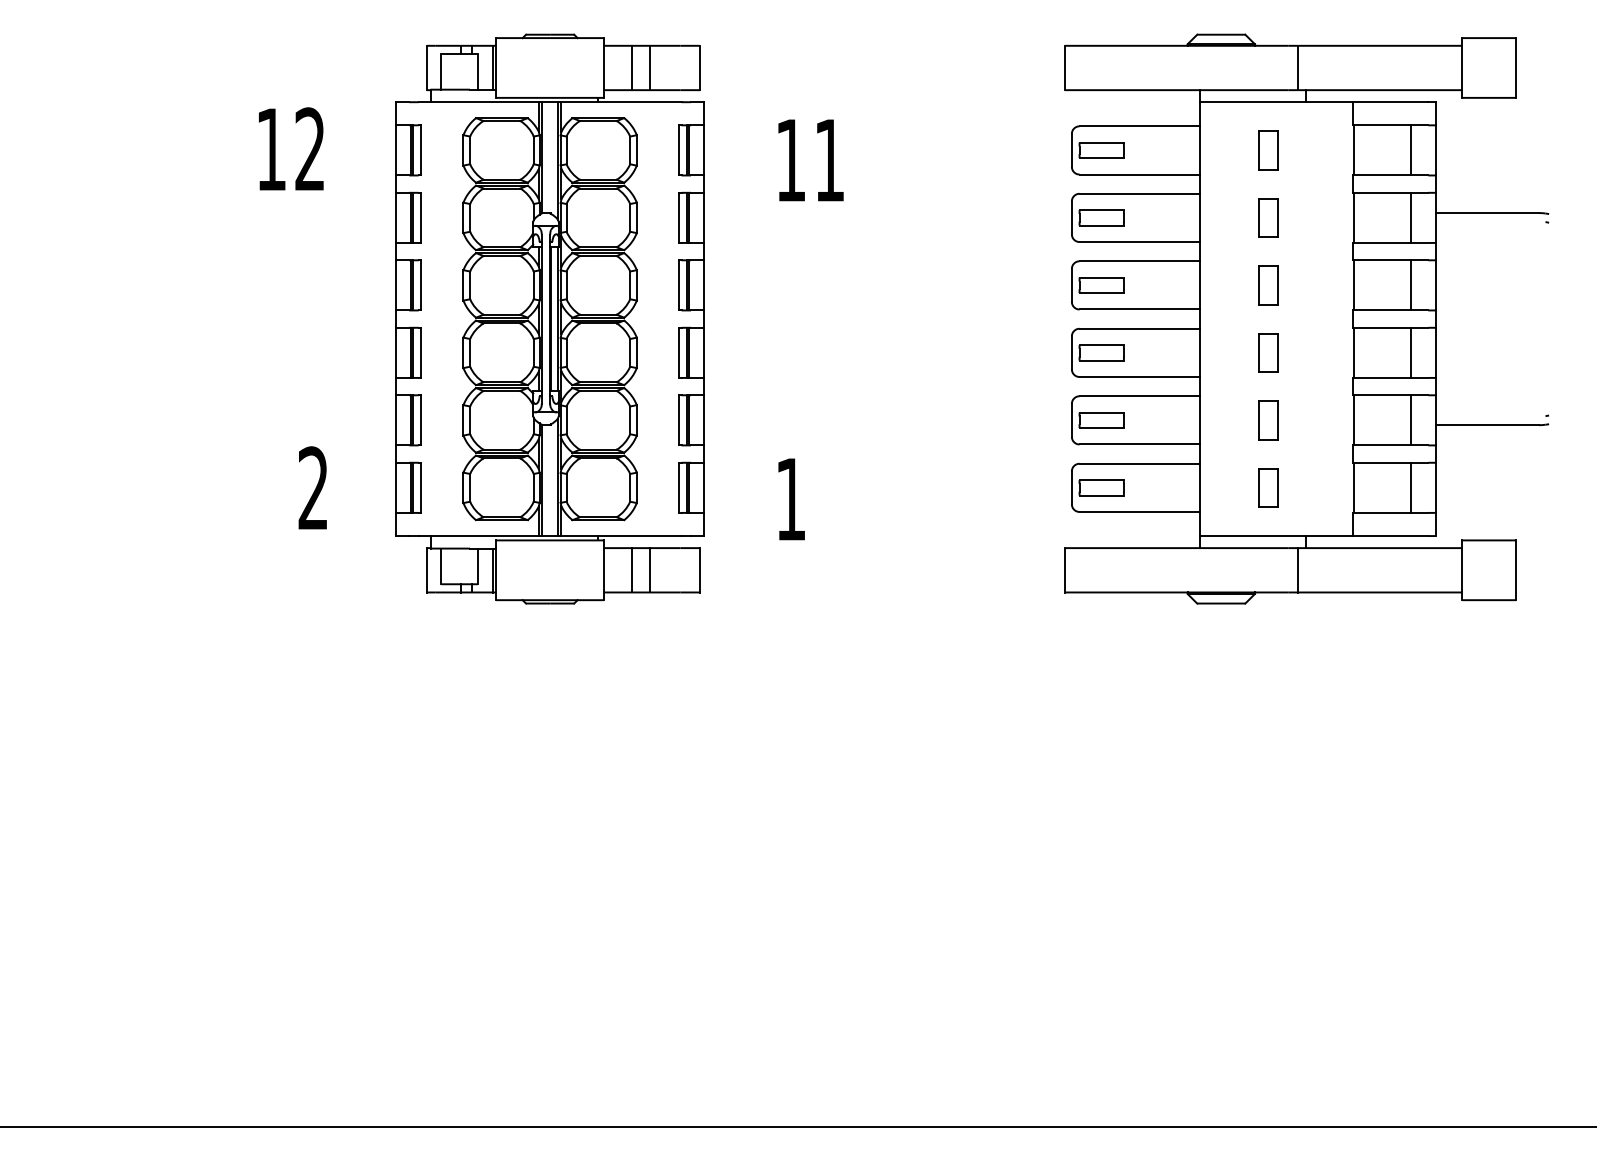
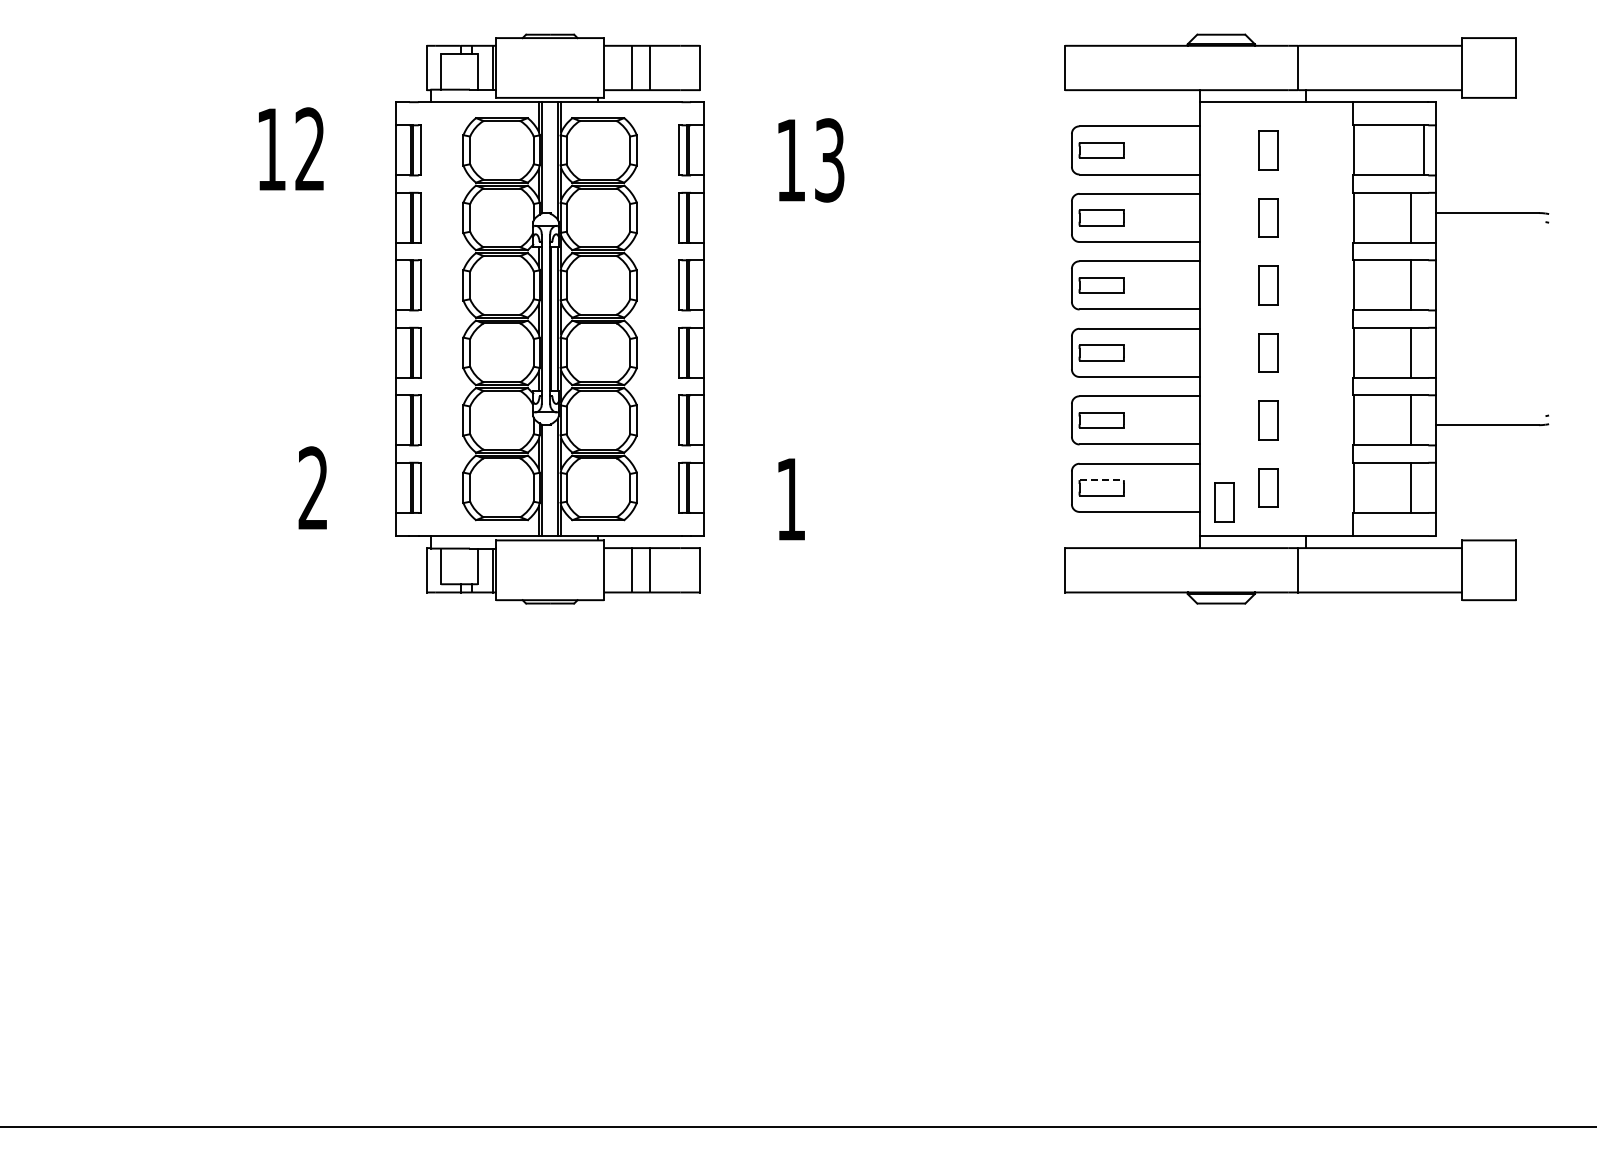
line position: (1411, 150) -> (1424, 150) (1424, 150)
text: 11 -> 13 (829, 160)
line: solid -> dashed (1102, 480)
part: none -> present (1224, 502)
